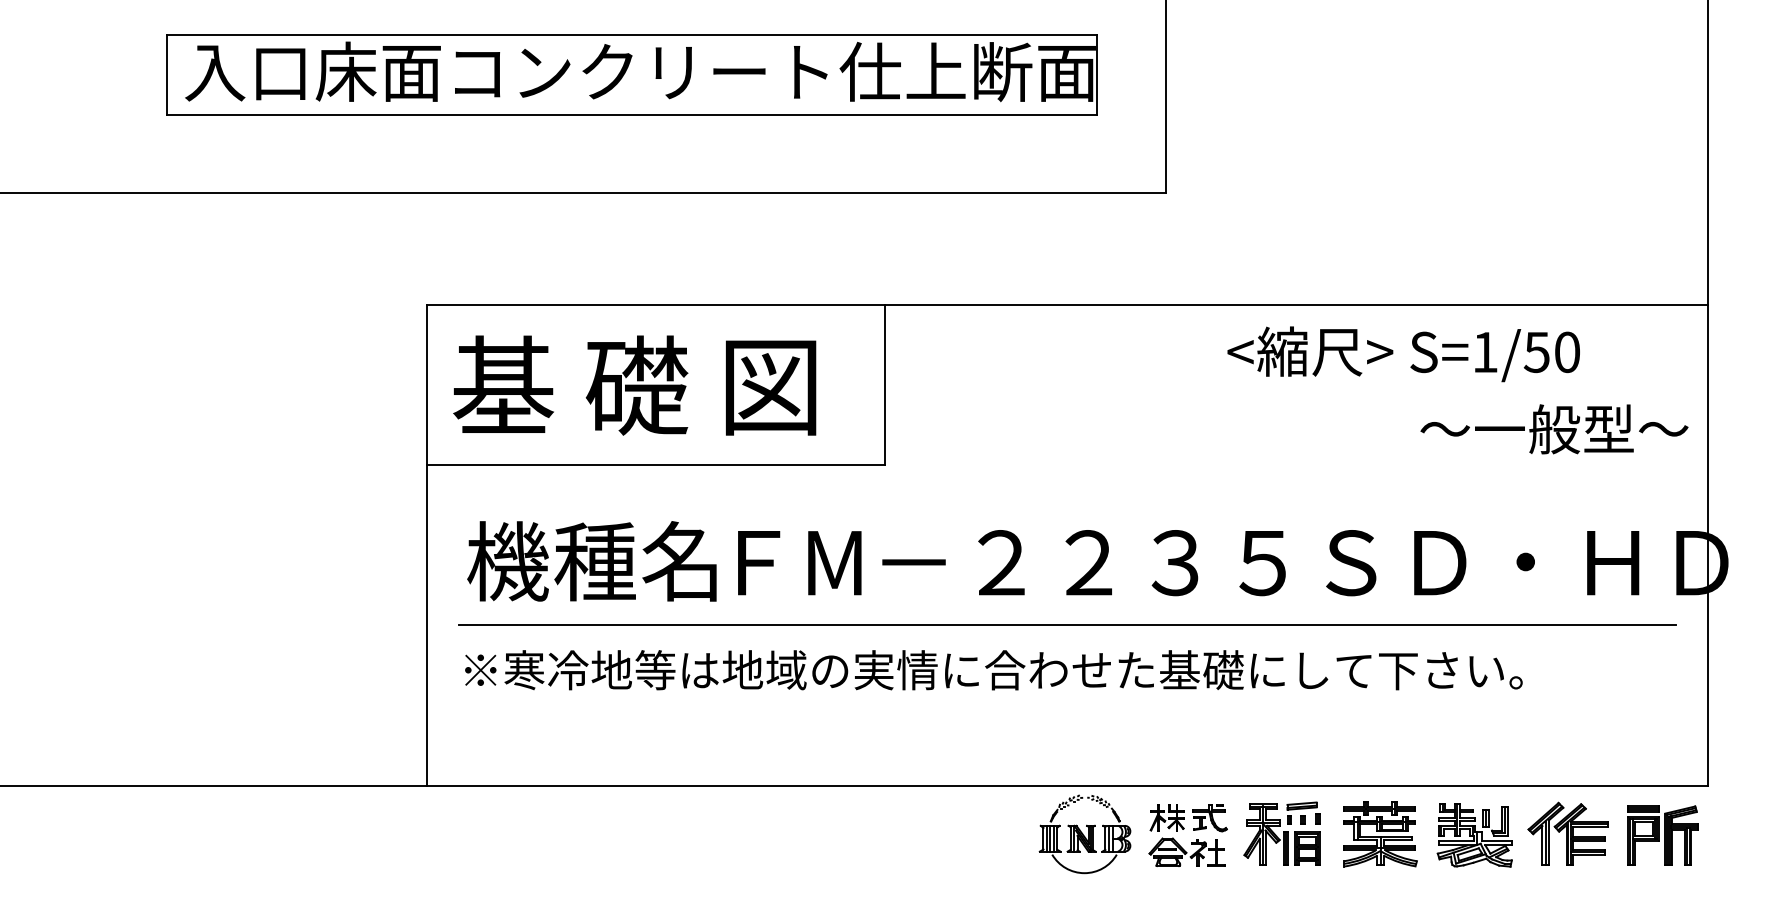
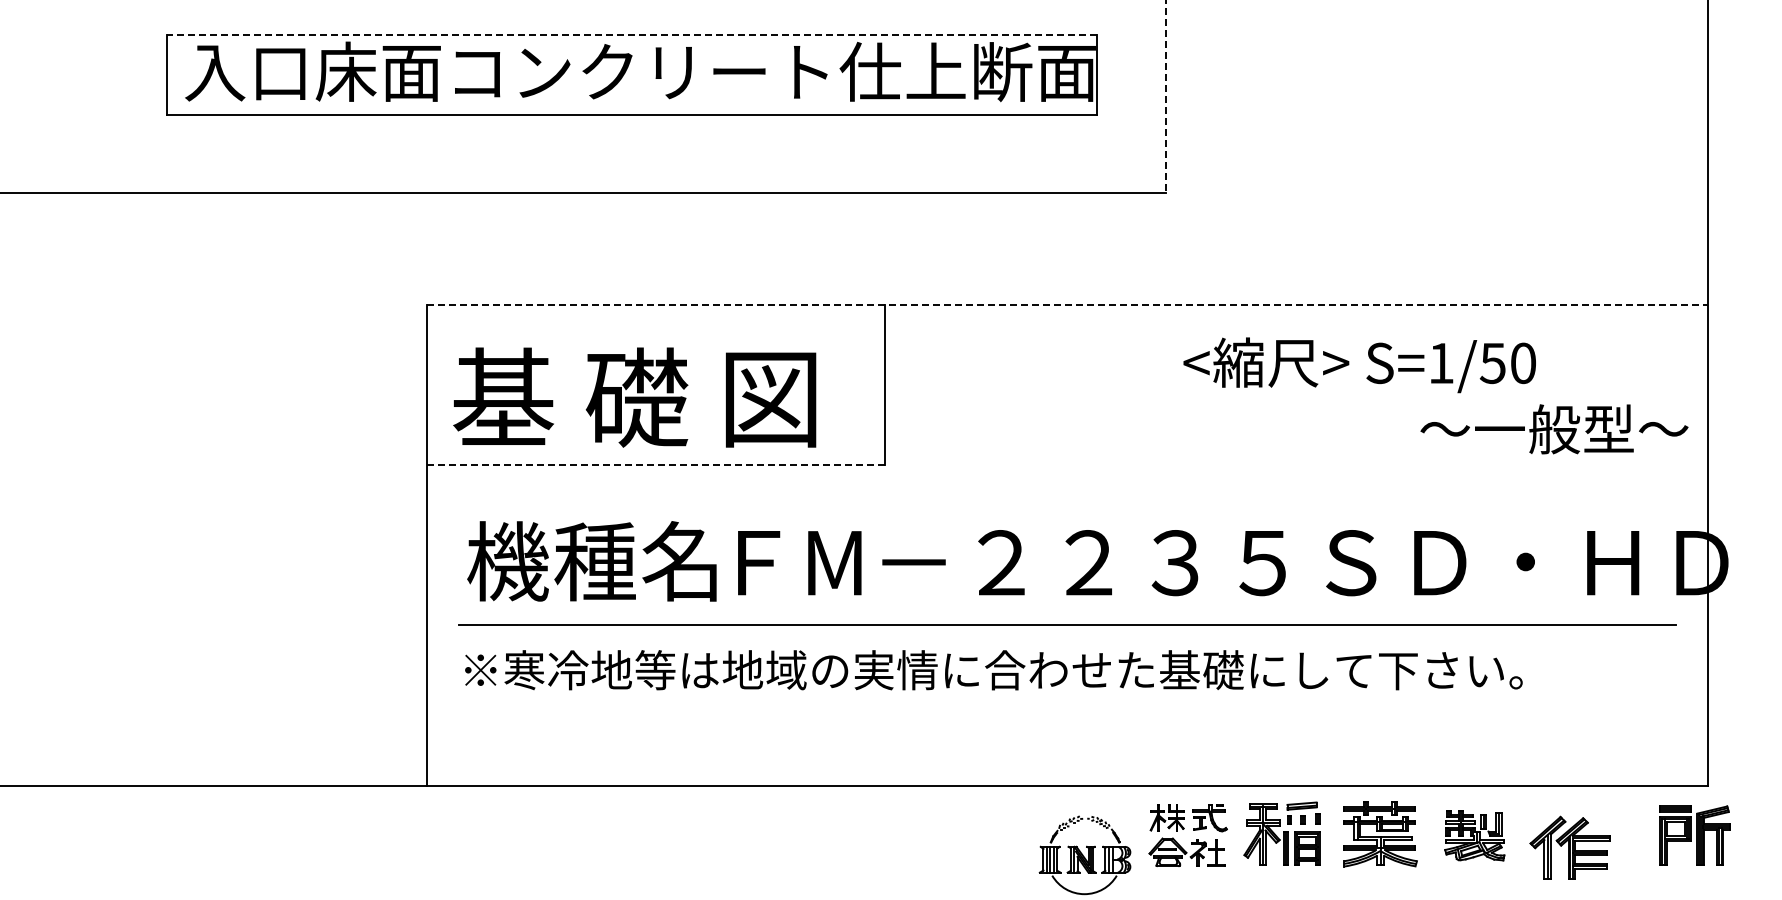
line: solid -> dashed (632, 35)
line: solid -> dashed (1166, 97)
line: solid -> dashed (1067, 305)
text position: (1403, 354) -> (1359, 365) (1359, 365)
text position: (634, 385) -> (634, 397) (634, 397)
line: solid -> dashed (656, 465)
part position: (1567, 833) -> (1569, 847) (1569, 847)
part position: (1084, 834) -> (1084, 855) (1084, 855)
part size: 77x65 px -> 62x52 px (1474, 835)
part position: (1662, 835) -> (1694, 835) (1694, 835)
